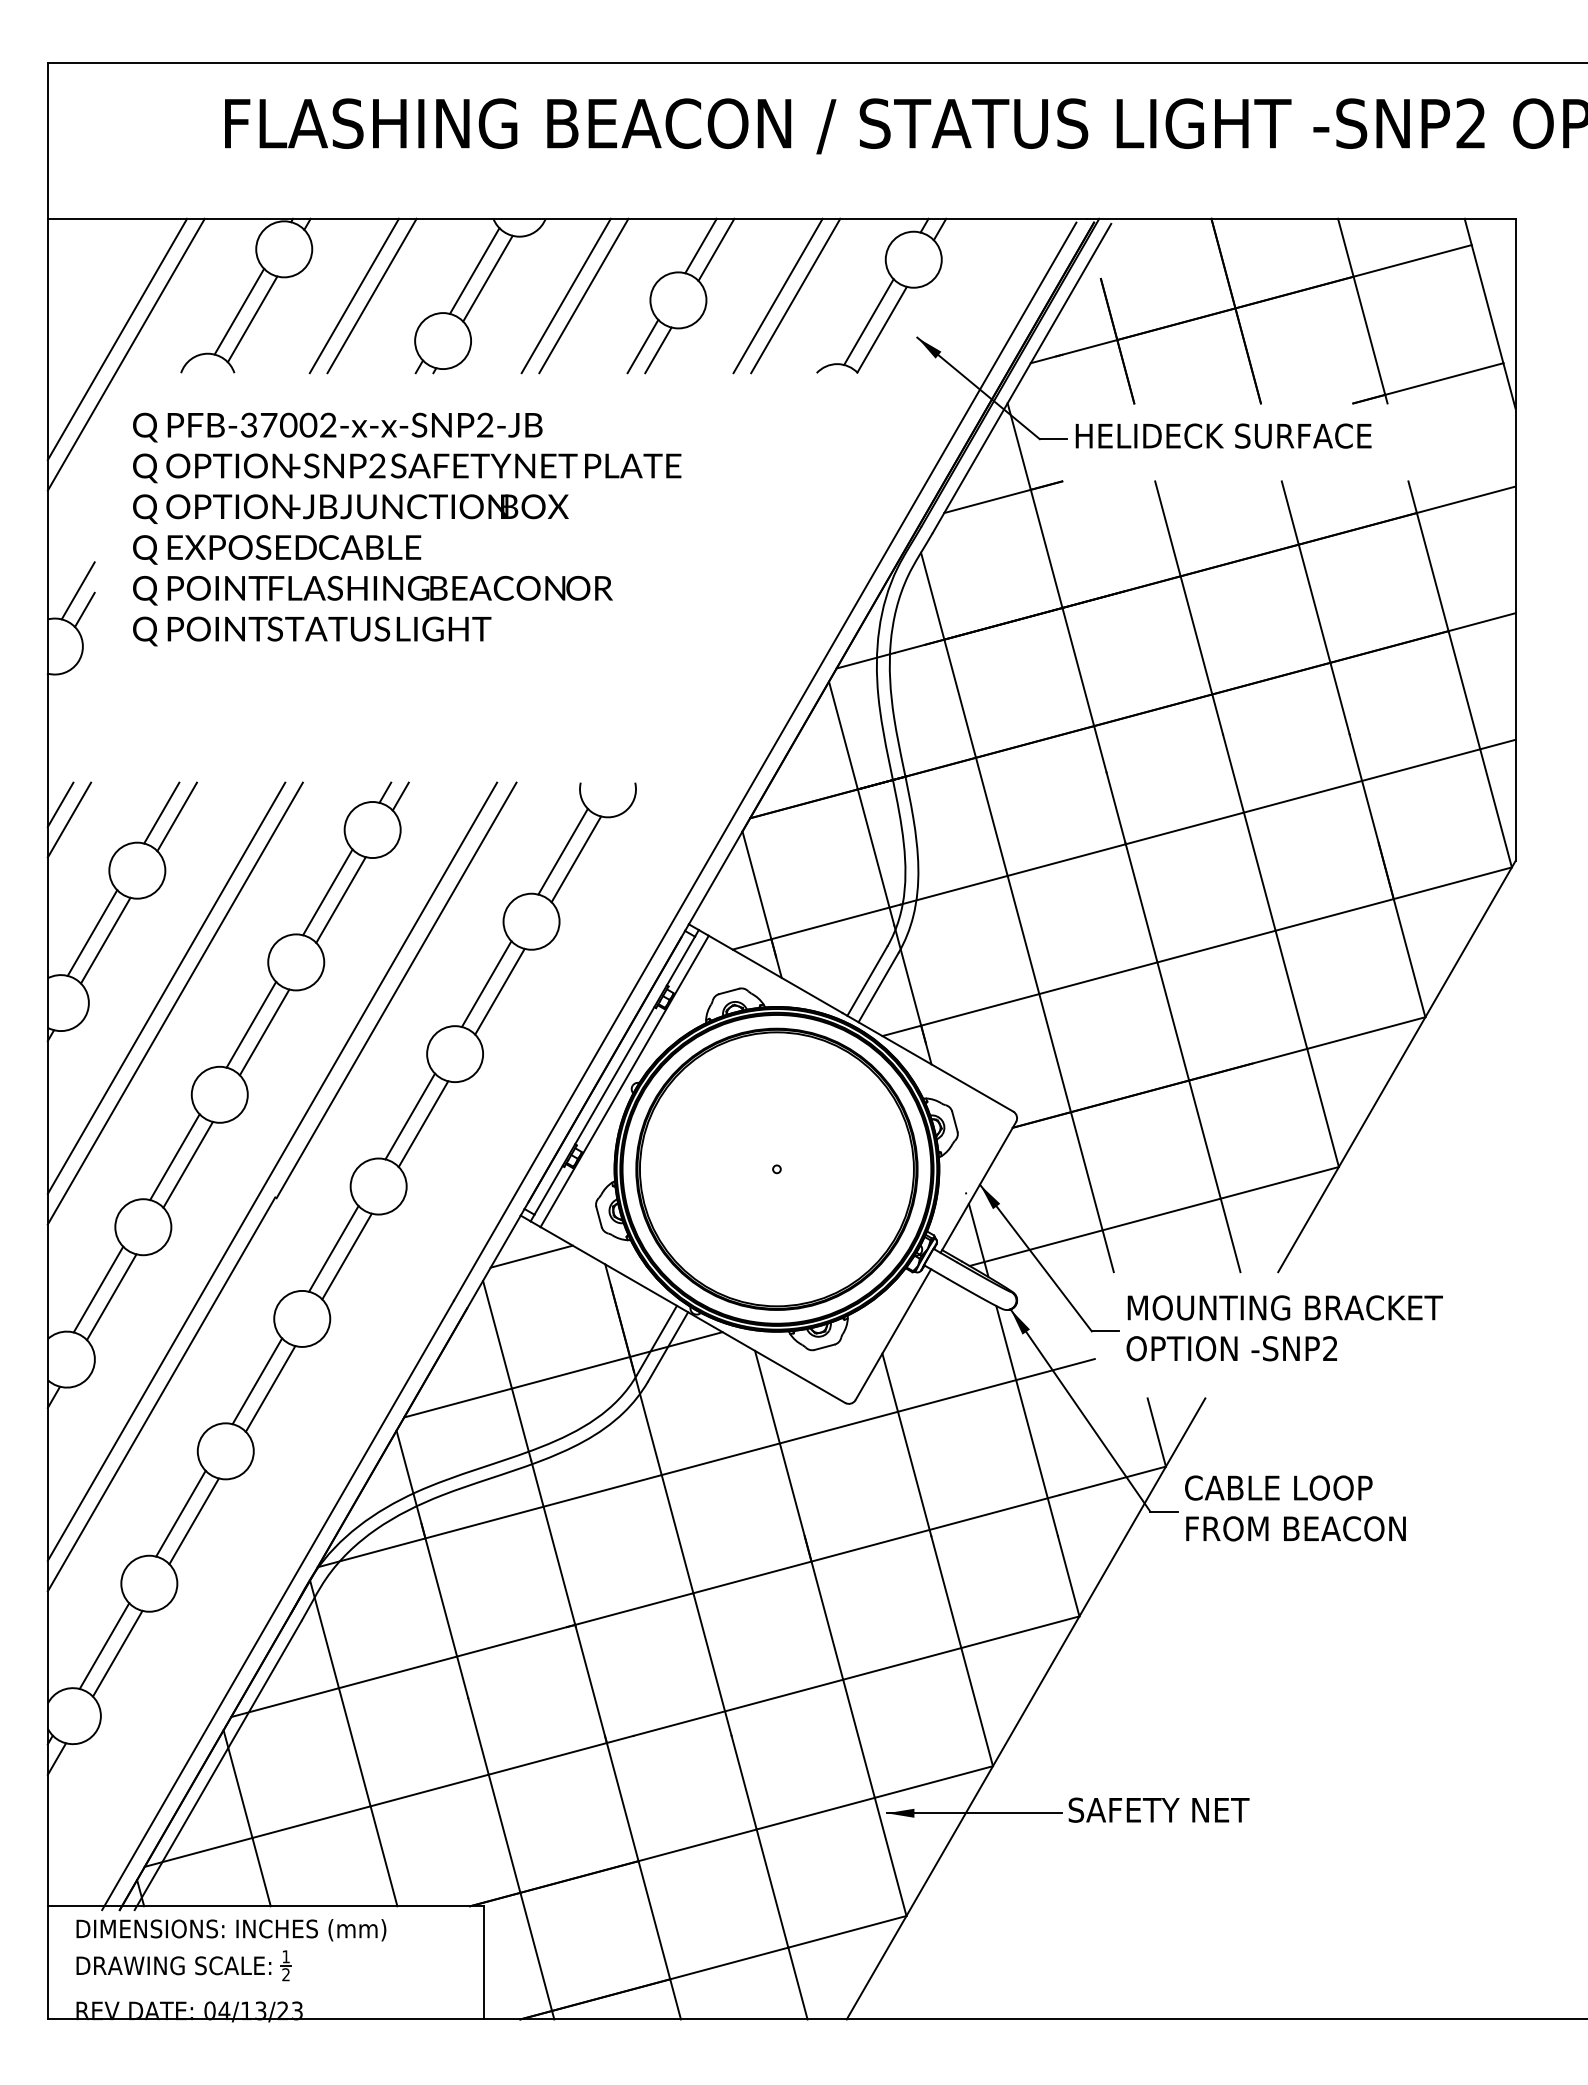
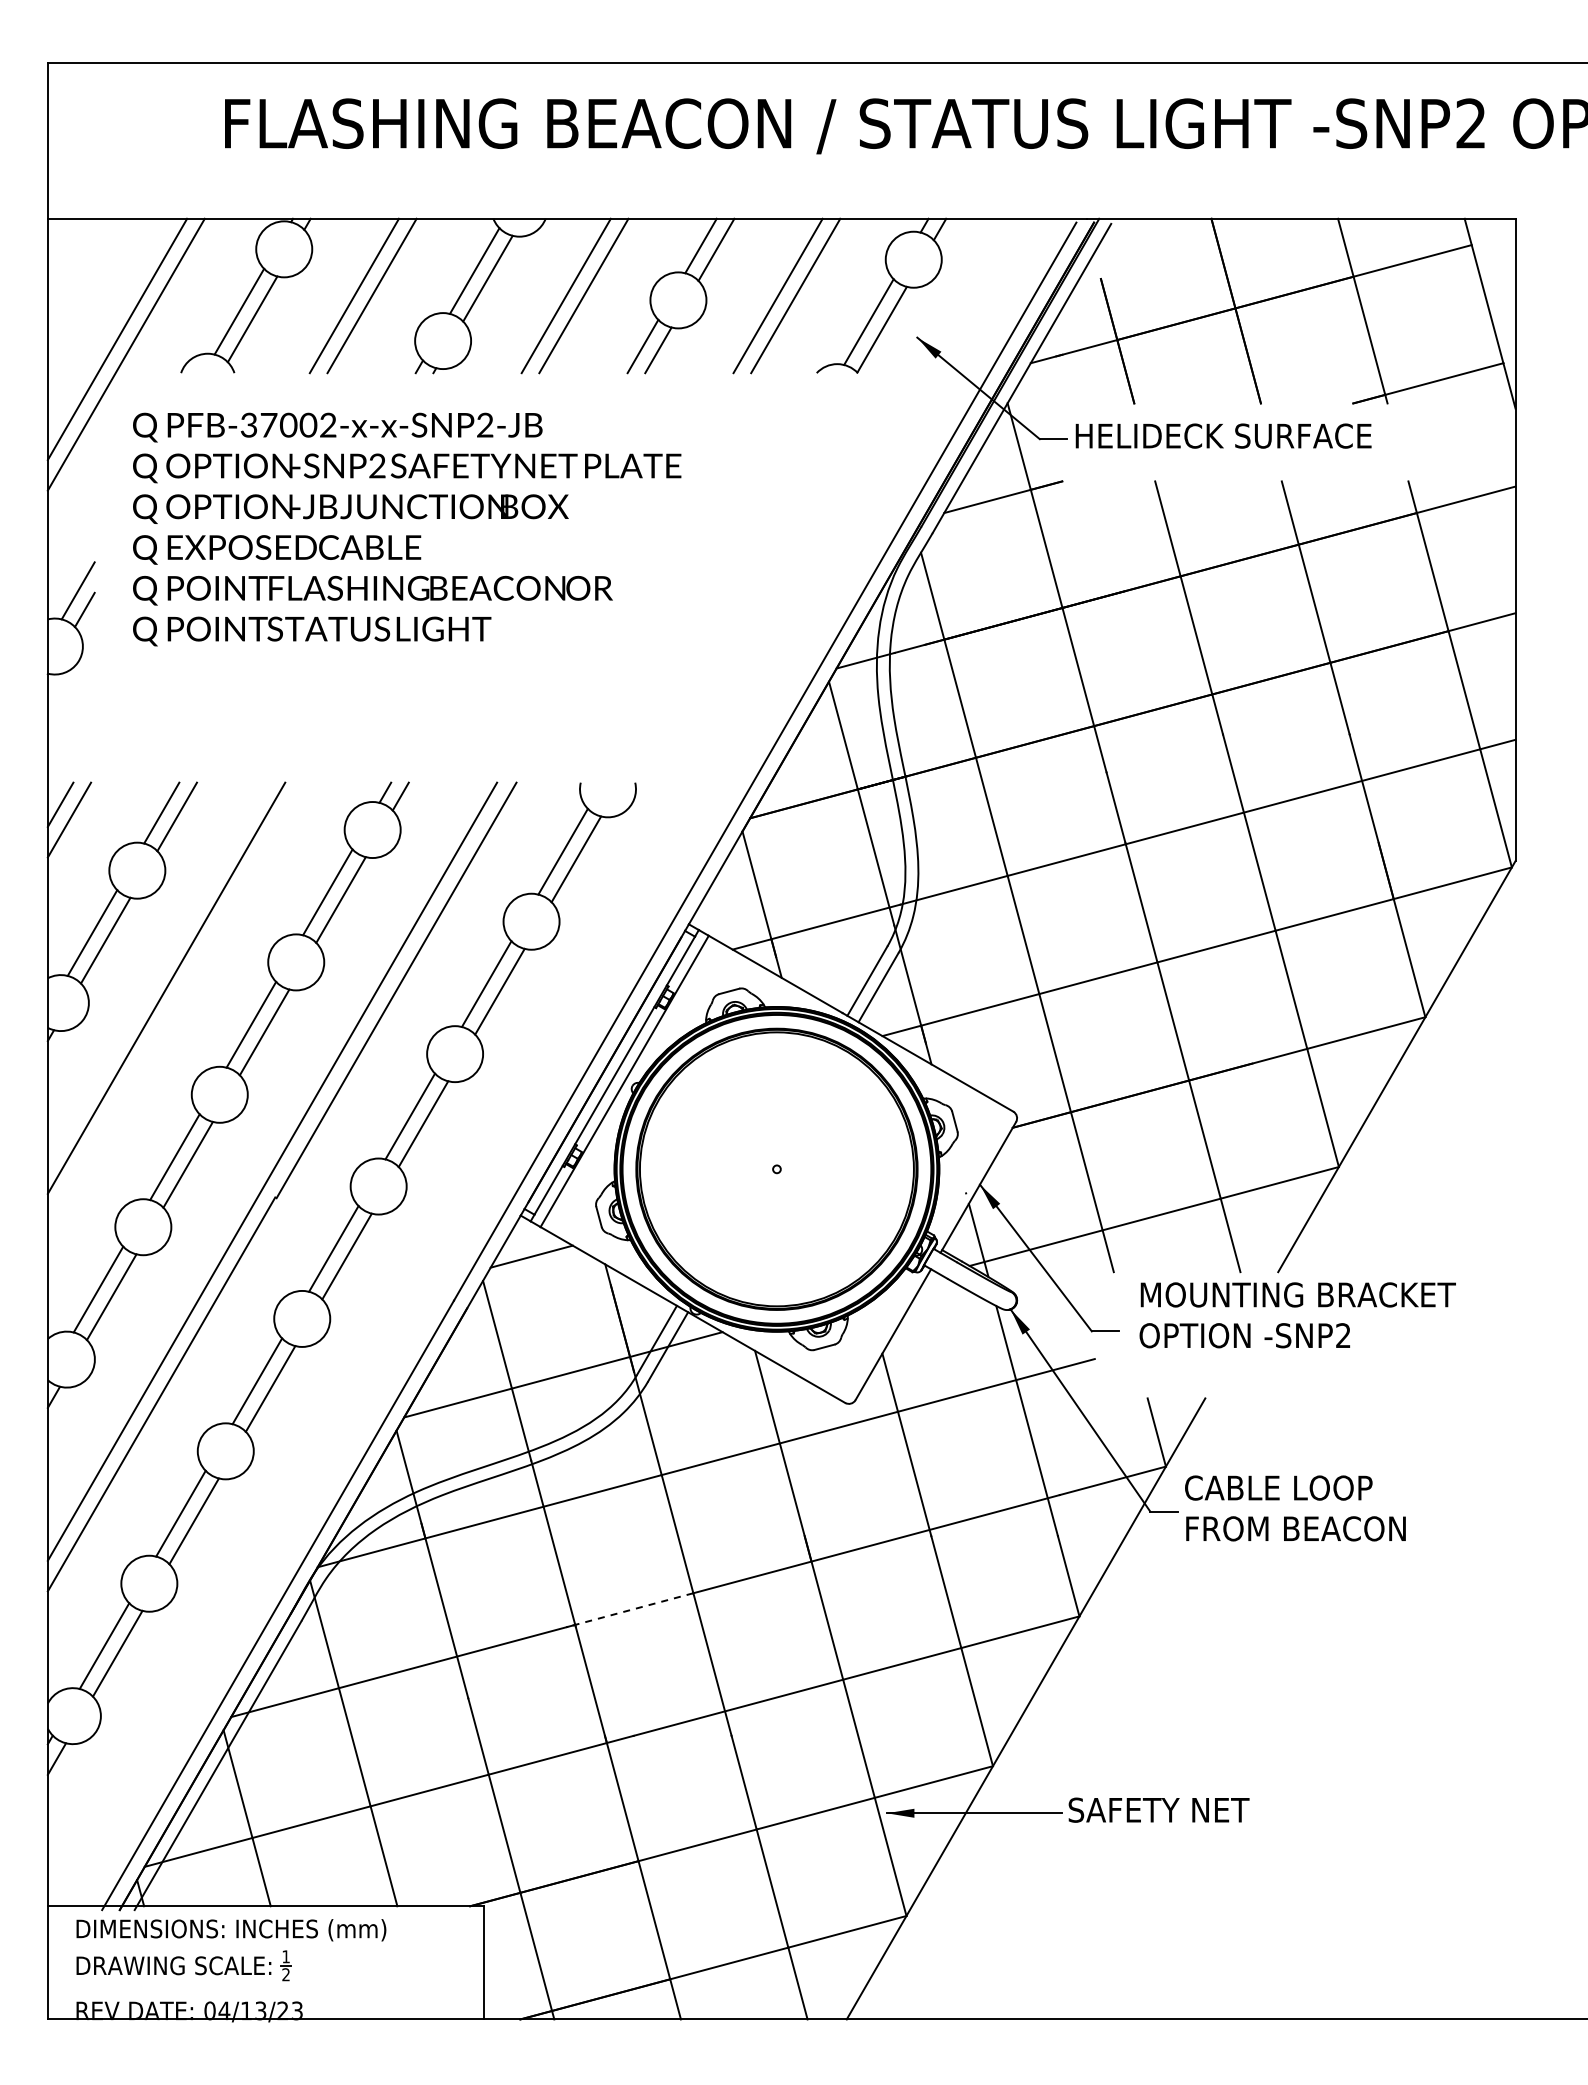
line: present -> none (174, 1003)
text position: (1284, 1328) -> (1297, 1315) (1297, 1315)
line: solid -> dashed (629, 1610)
